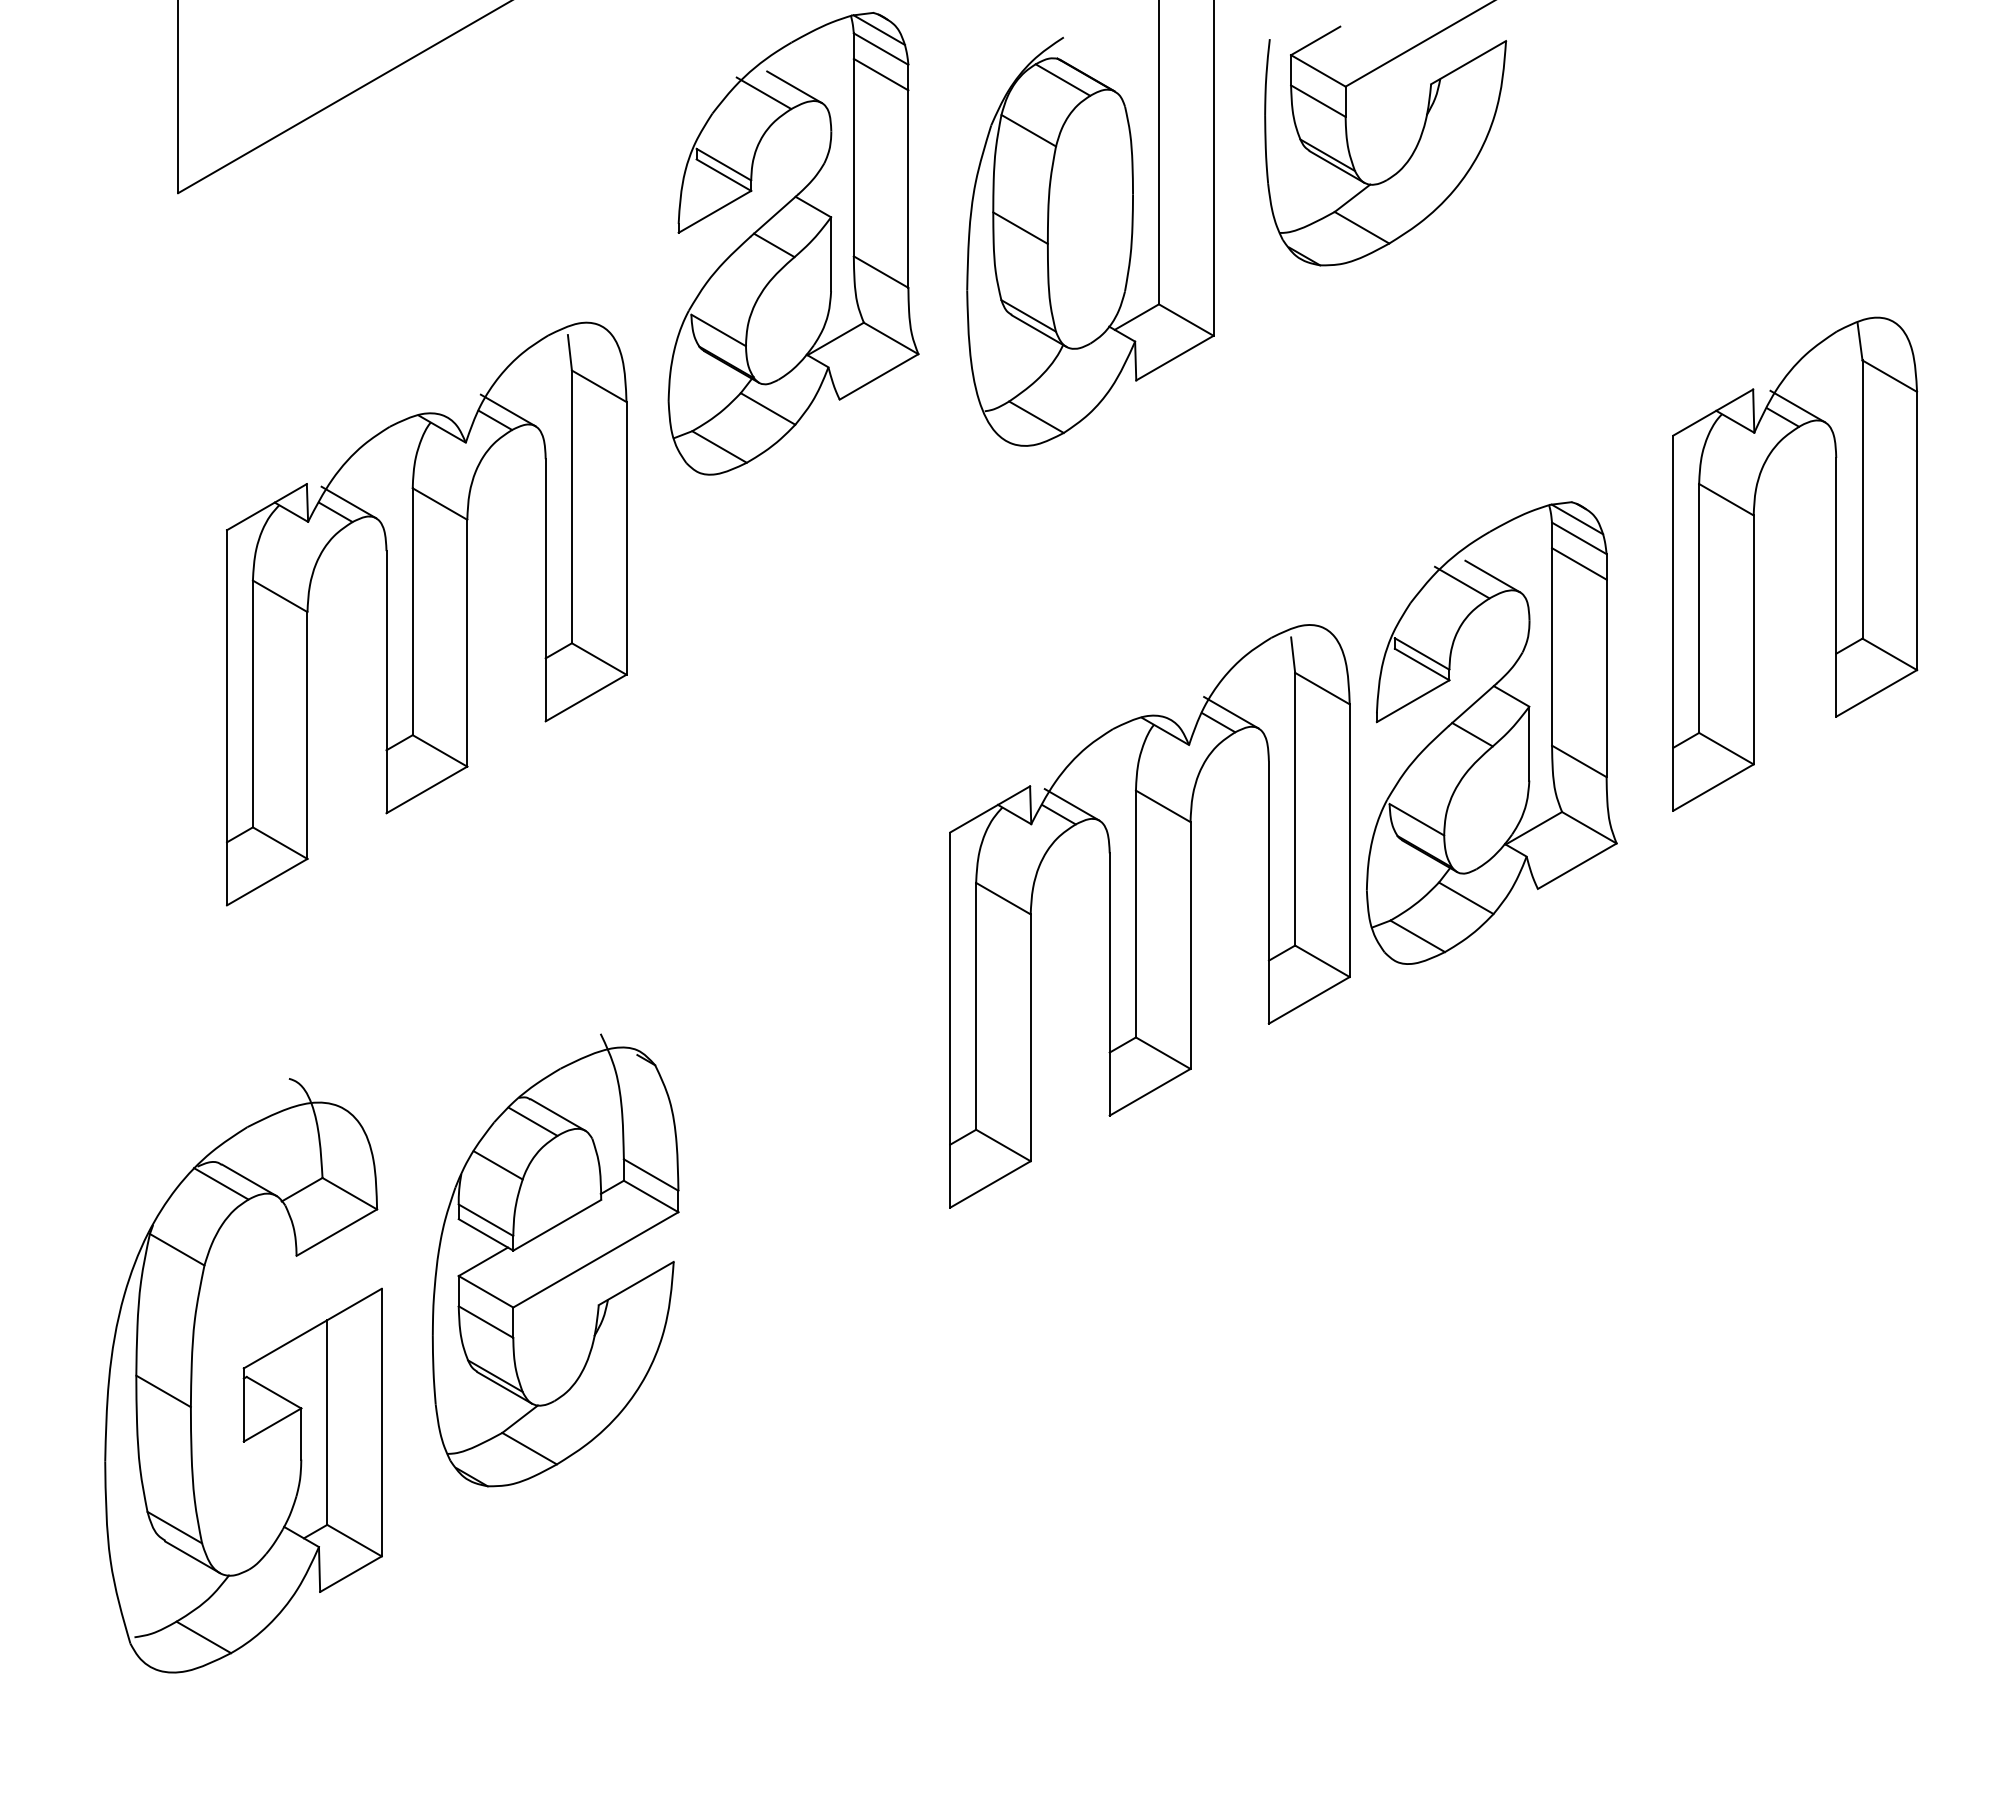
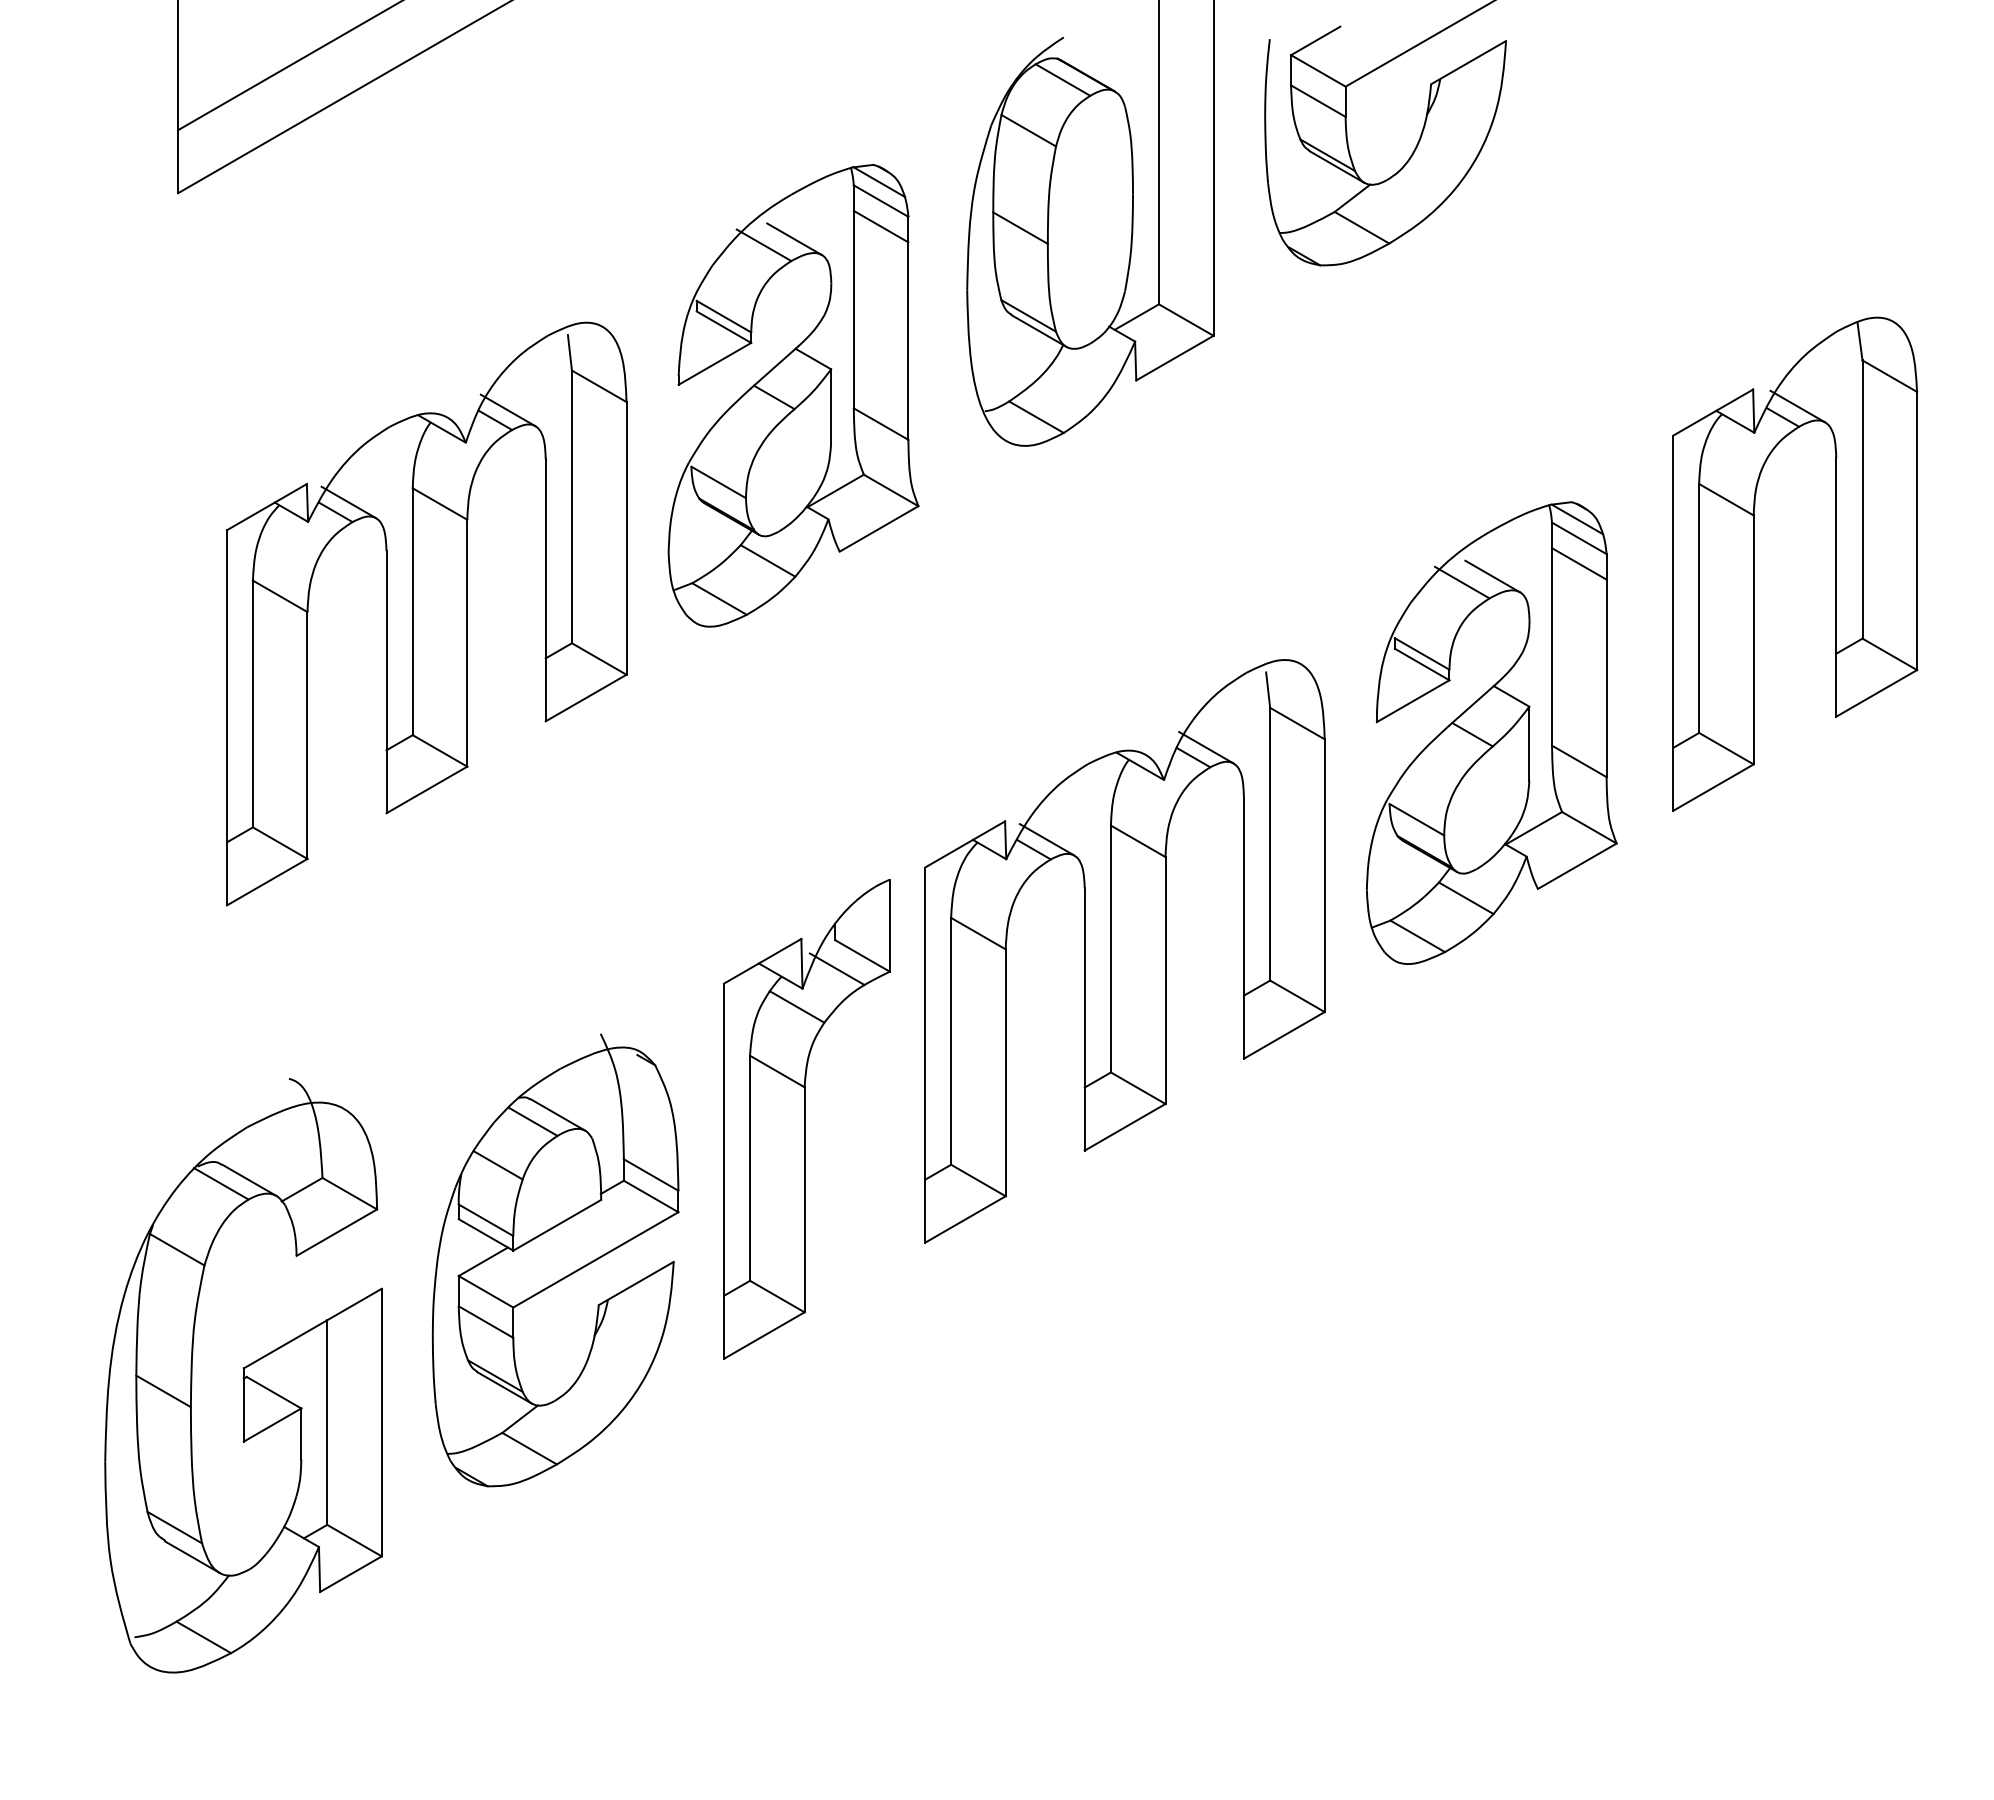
line: none -> present (288, 66)
part position: (793, 243) -> (793, 395) (793, 395)
part position: (1149, 916) -> (1124, 951) (1124, 951)
part: none -> present (806, 1119)
